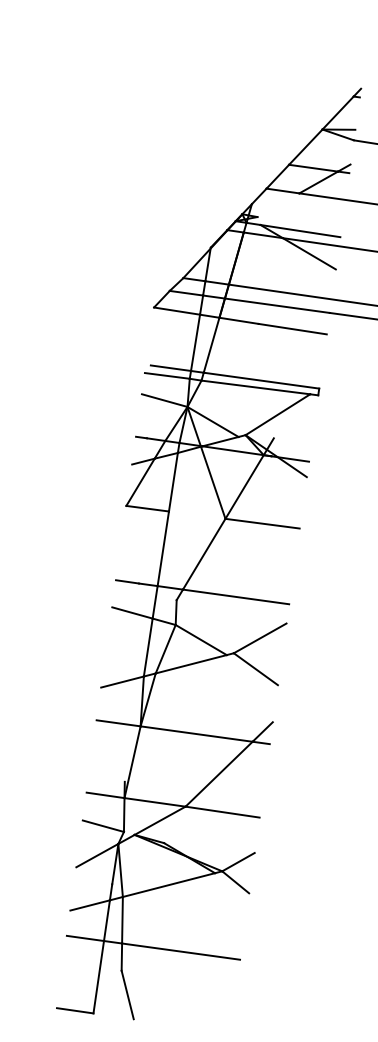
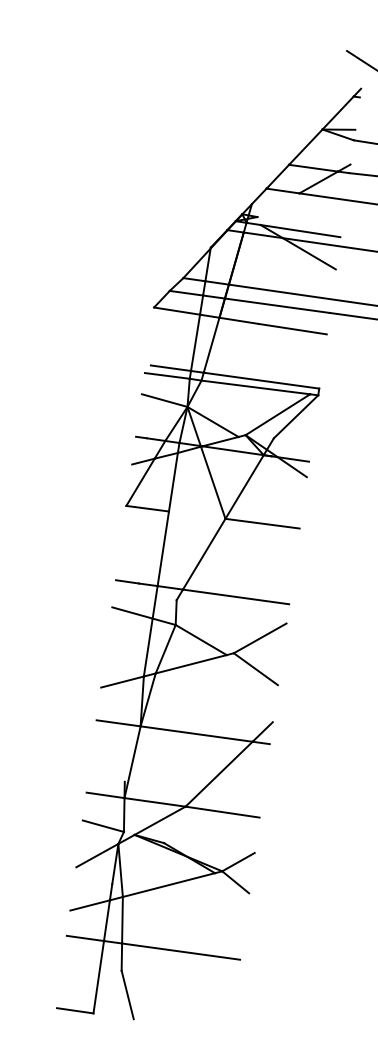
line: none -> present (360, 59)
line: none -> present (361, 174)
line: none -> present (295, 416)
